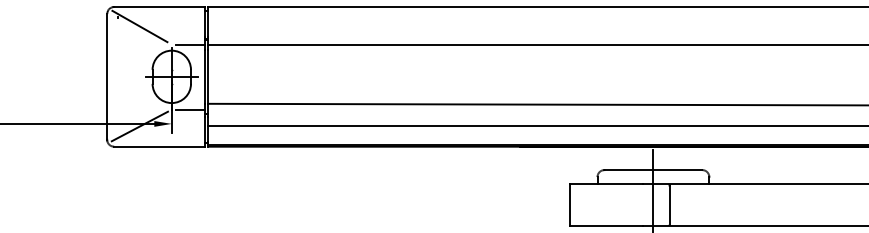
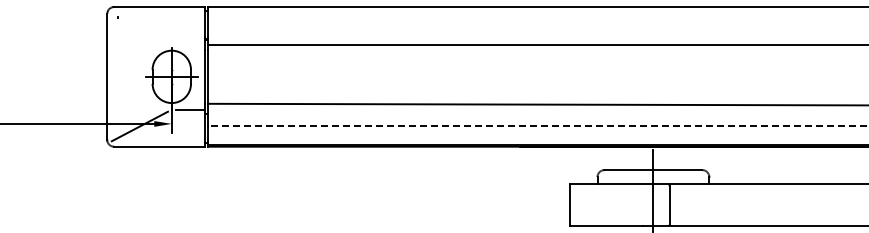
line: present -> none (139, 26)
line: present -> none (189, 44)
line: solid -> dashed (538, 125)
